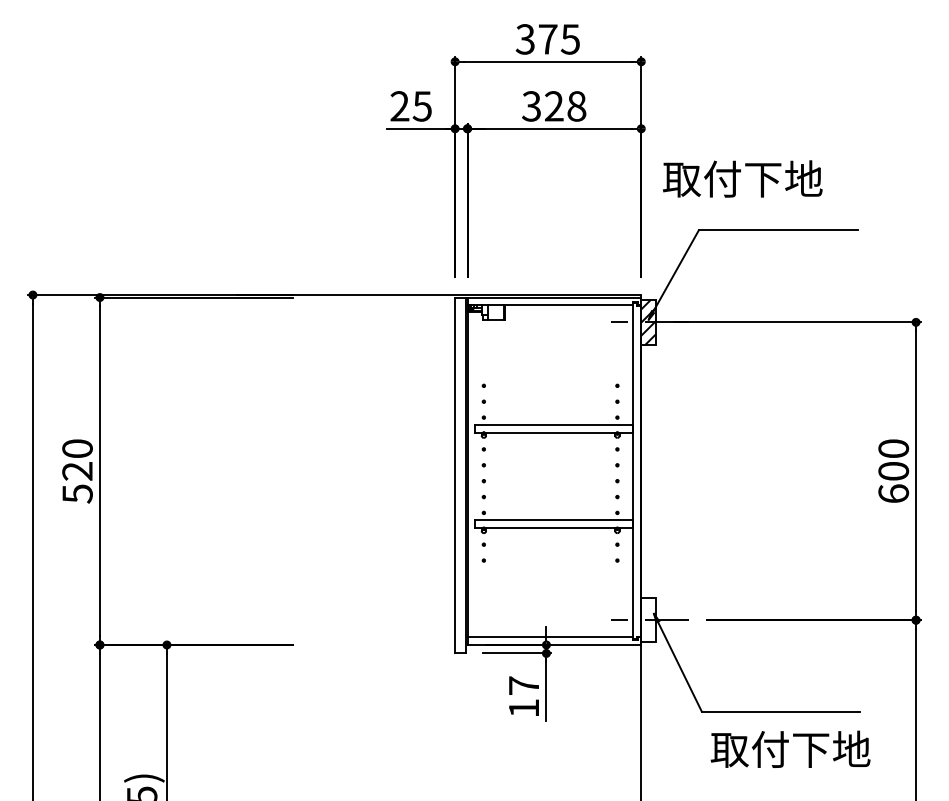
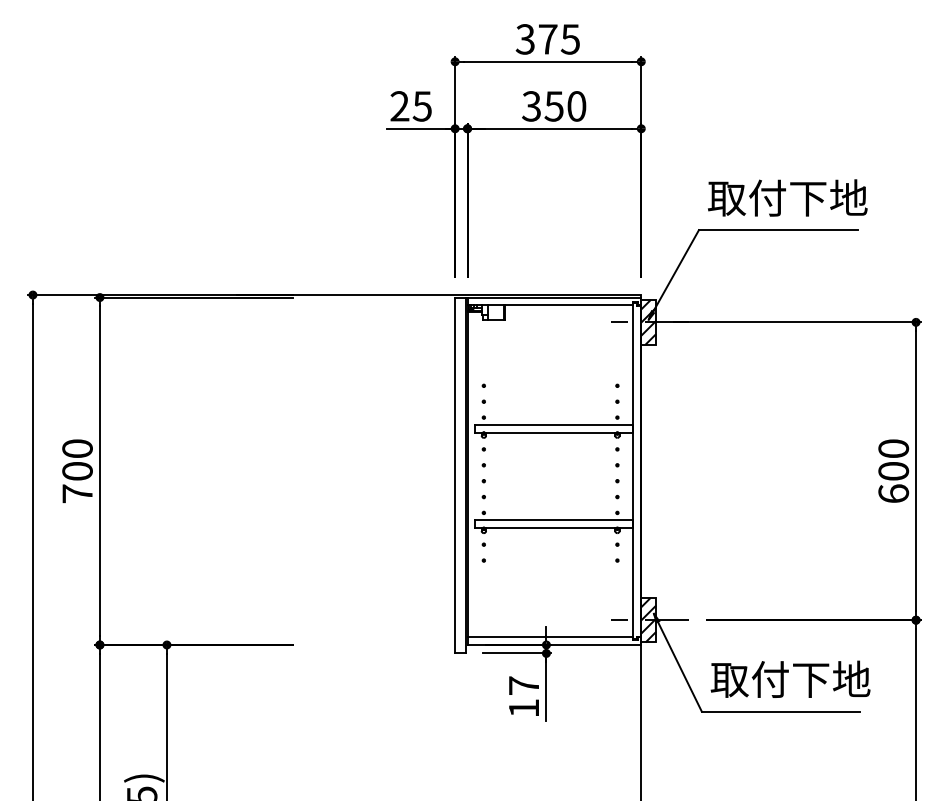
text: 328 -> 350 (565, 106)
text position: (742, 178) -> (787, 197) (787, 197)
text: 520 -> 700 (77, 482)
hatch: none -> present (648, 619)
text position: (790, 748) -> (790, 678) (790, 678)
